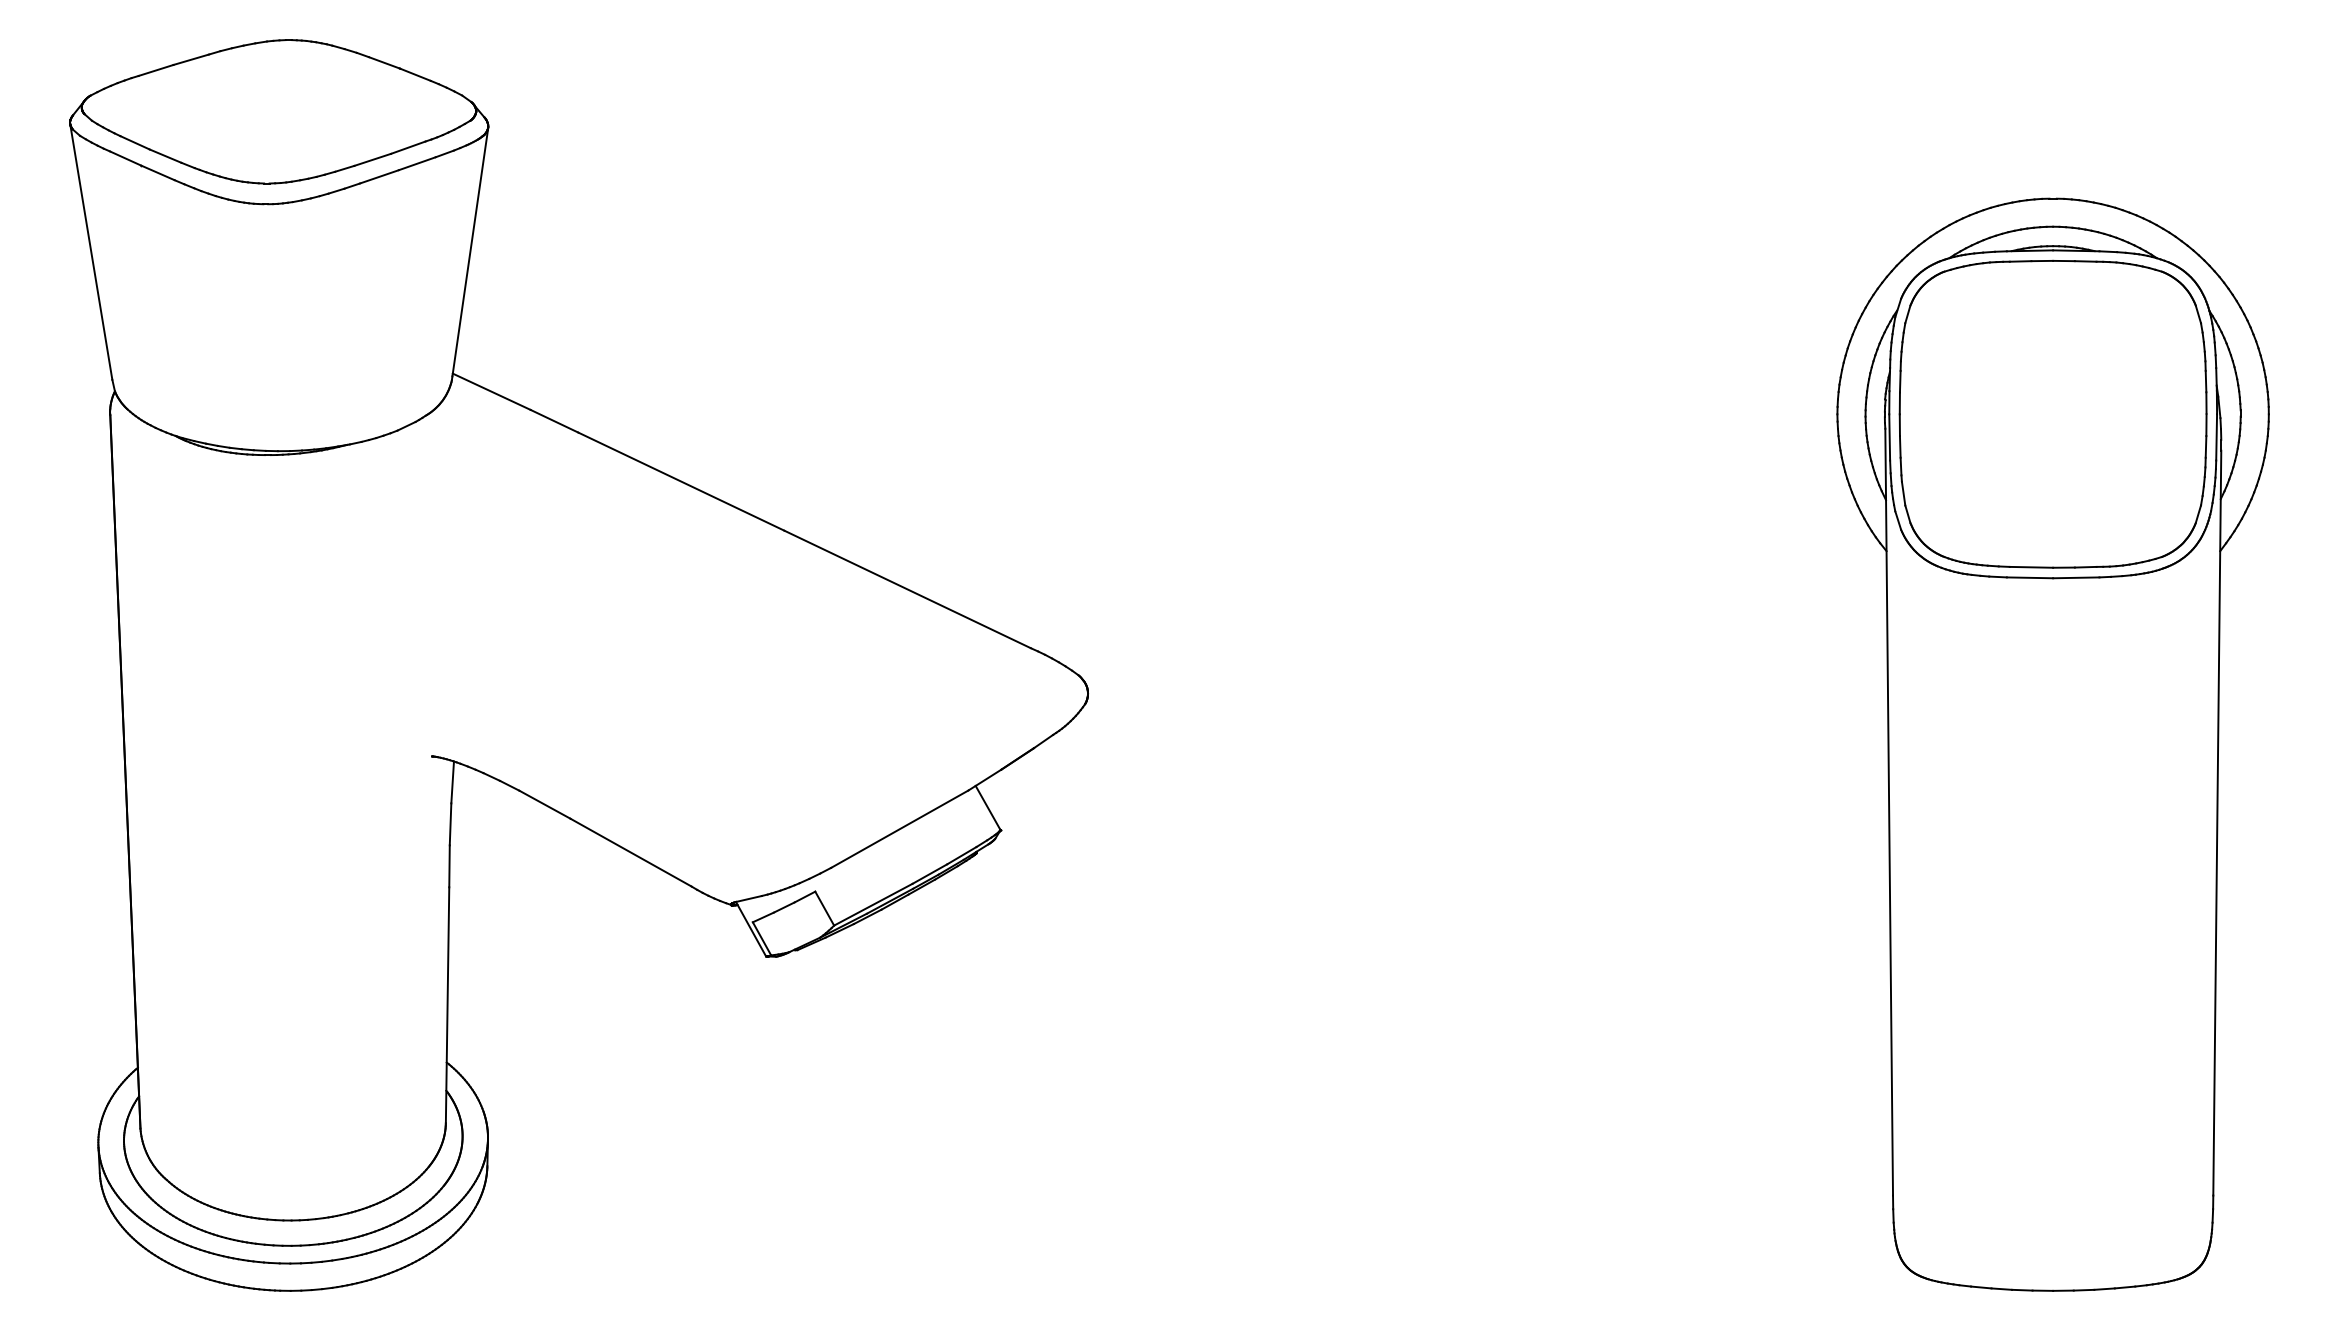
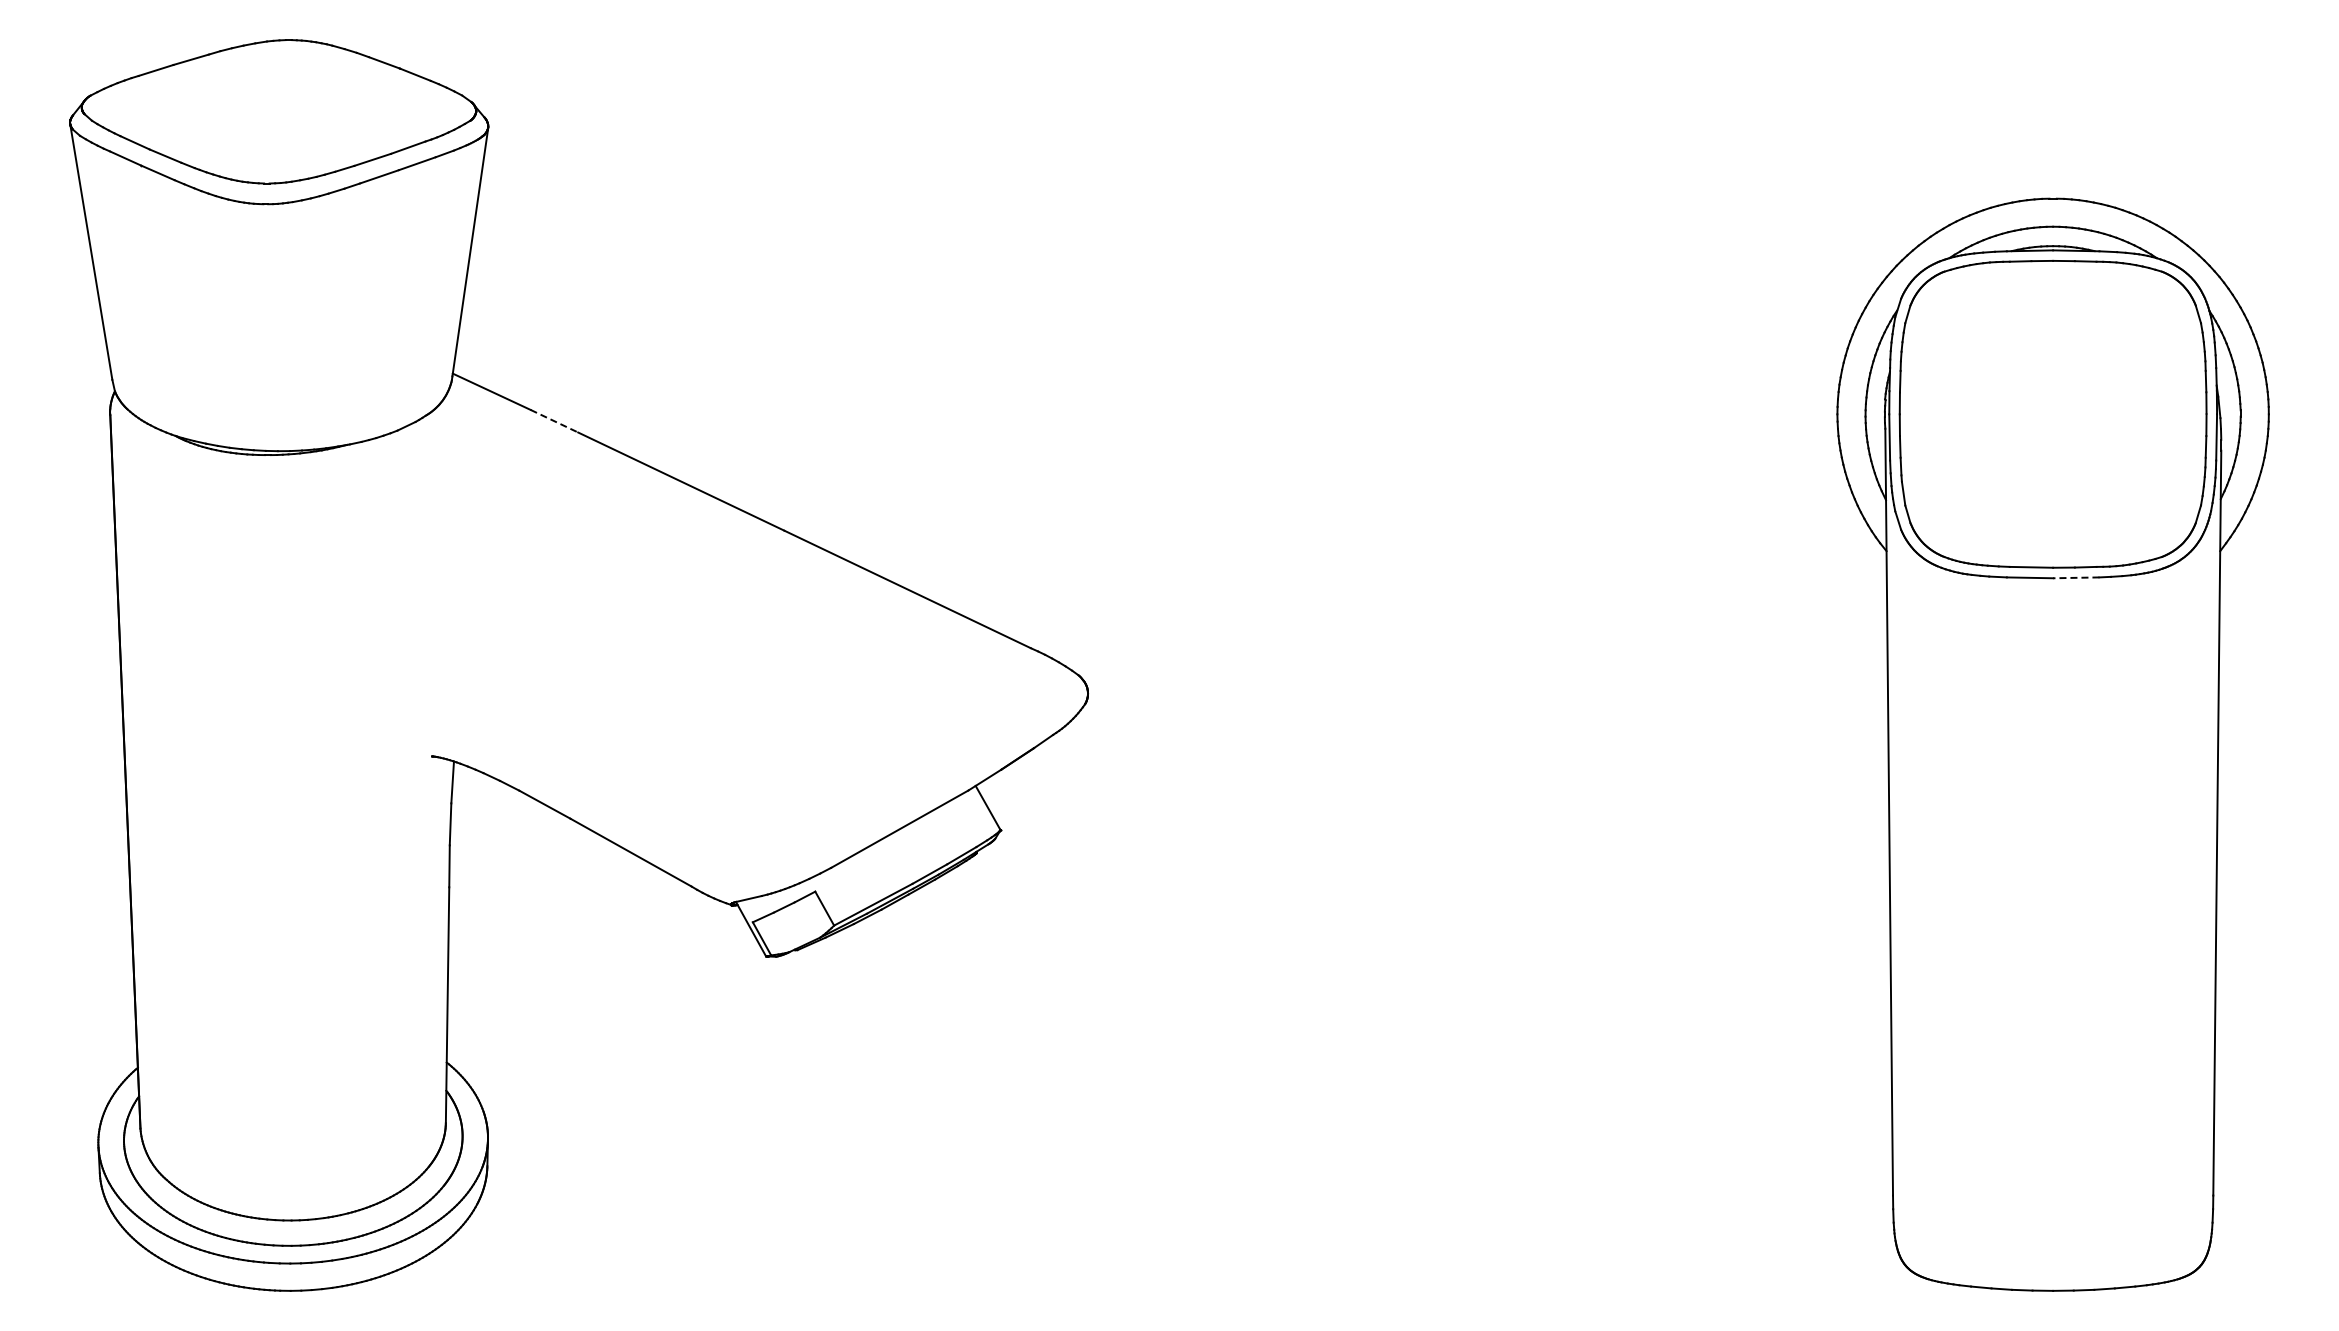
line: solid -> dashed (554, 421)
line: solid -> dashed (2075, 577)
